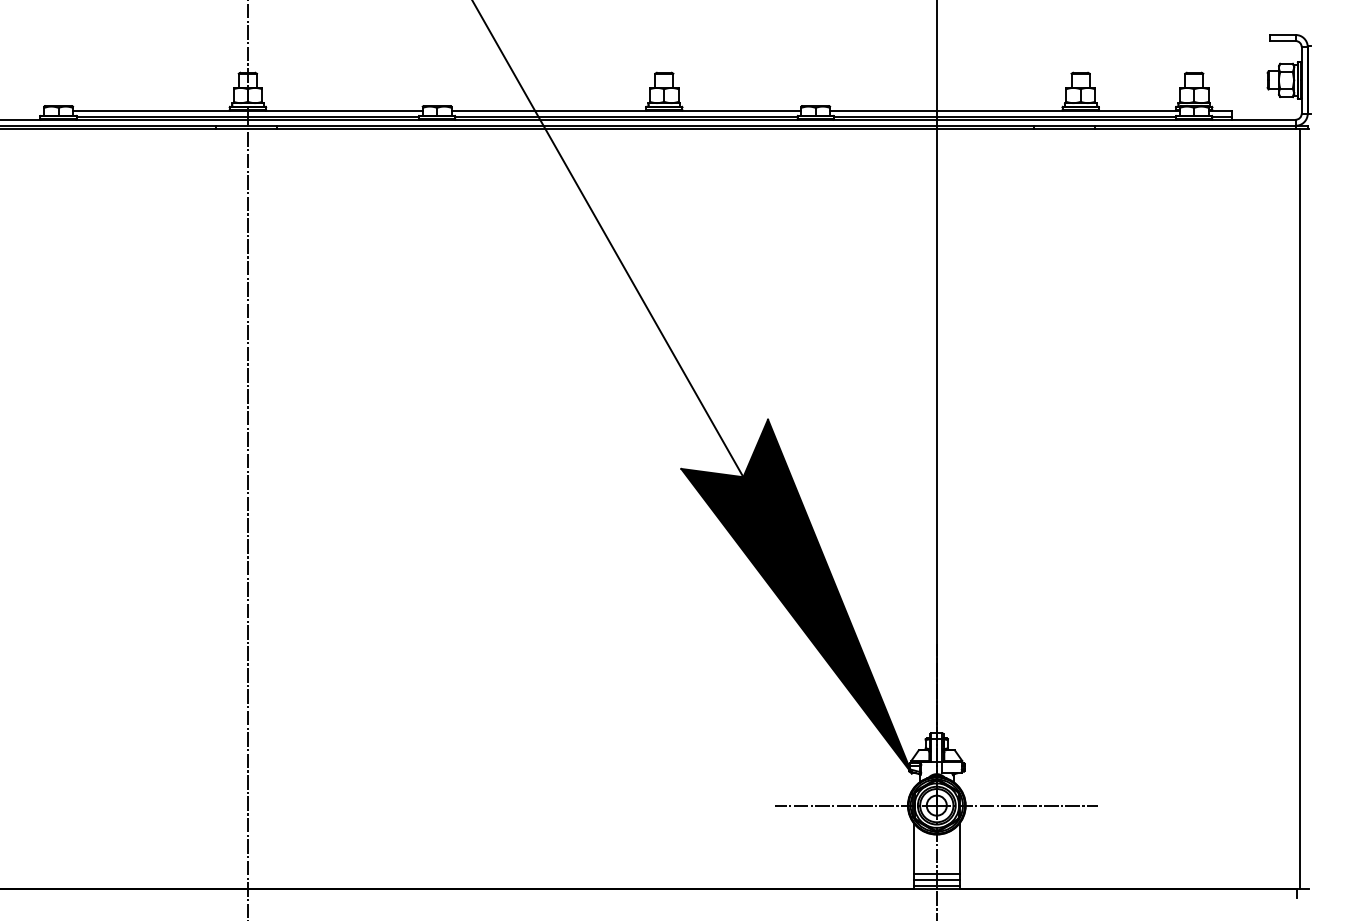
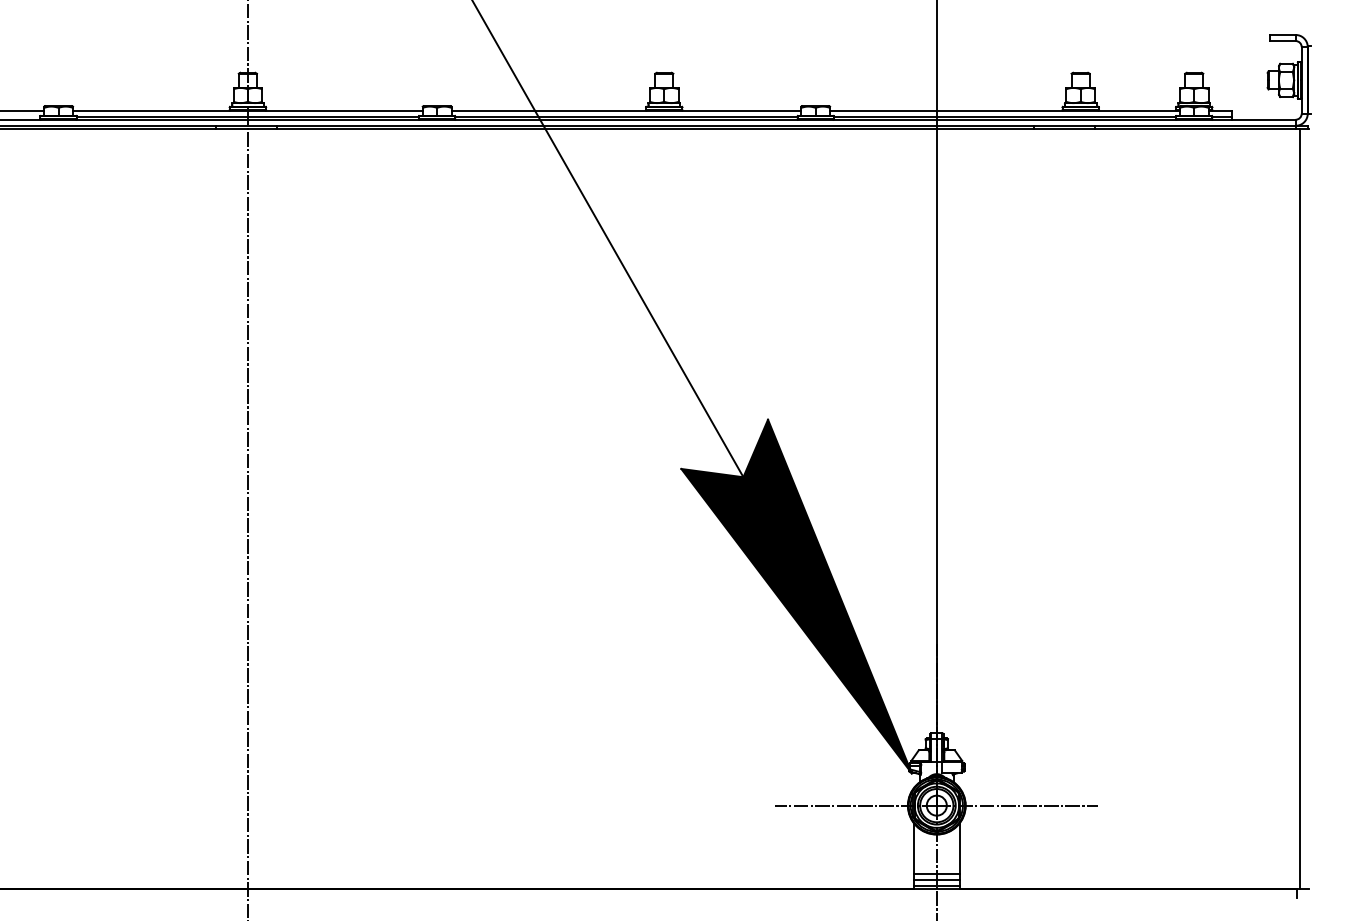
line: none -> present (23, 110)
